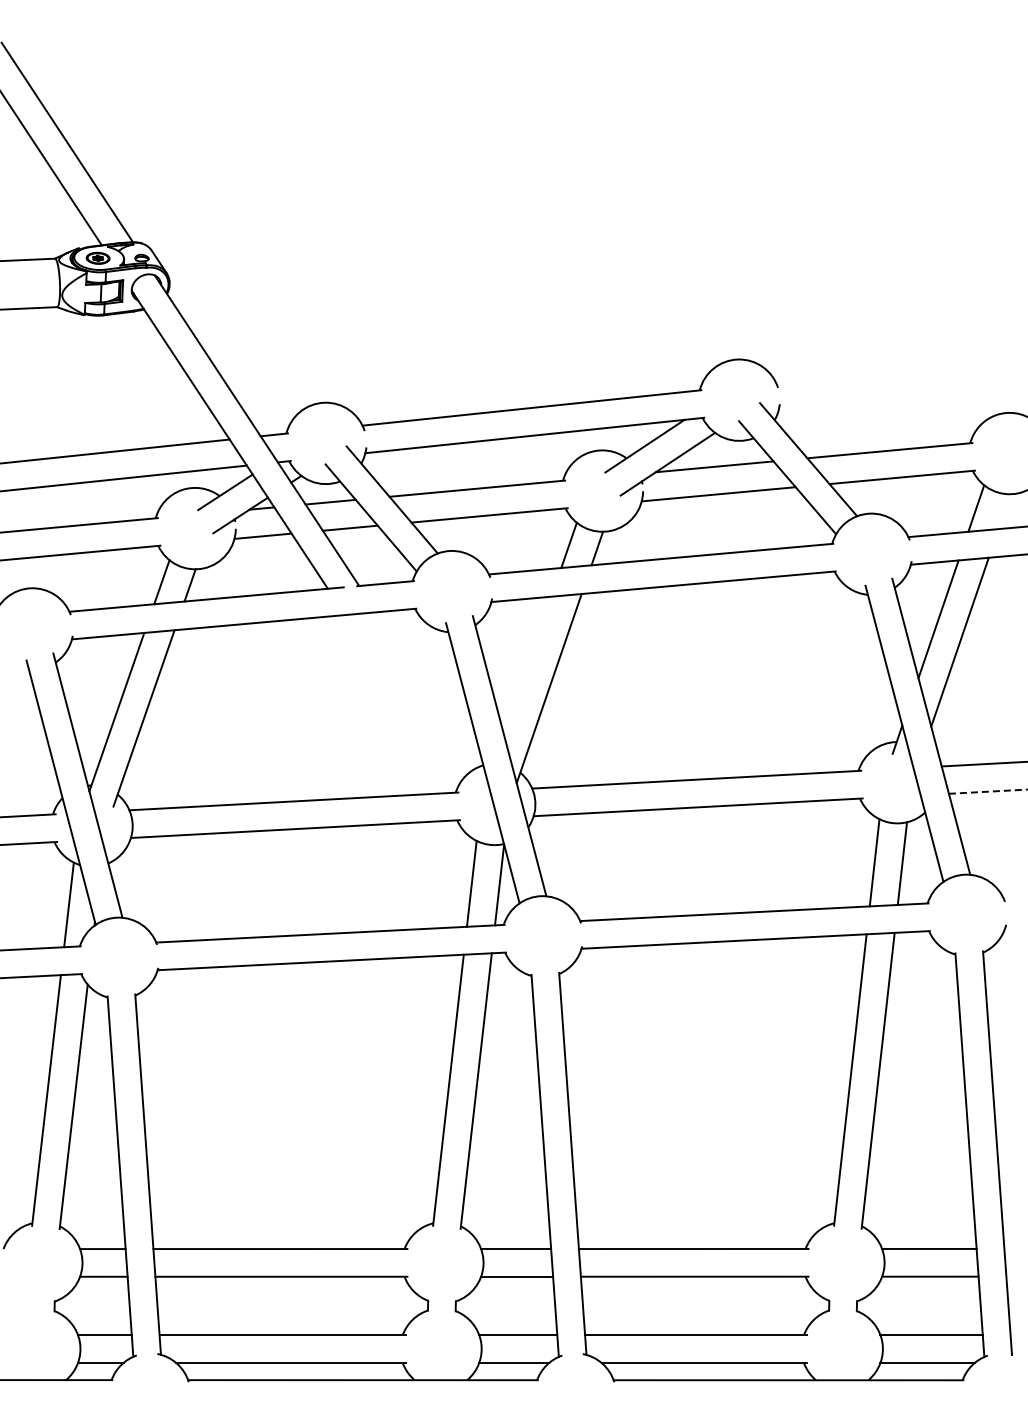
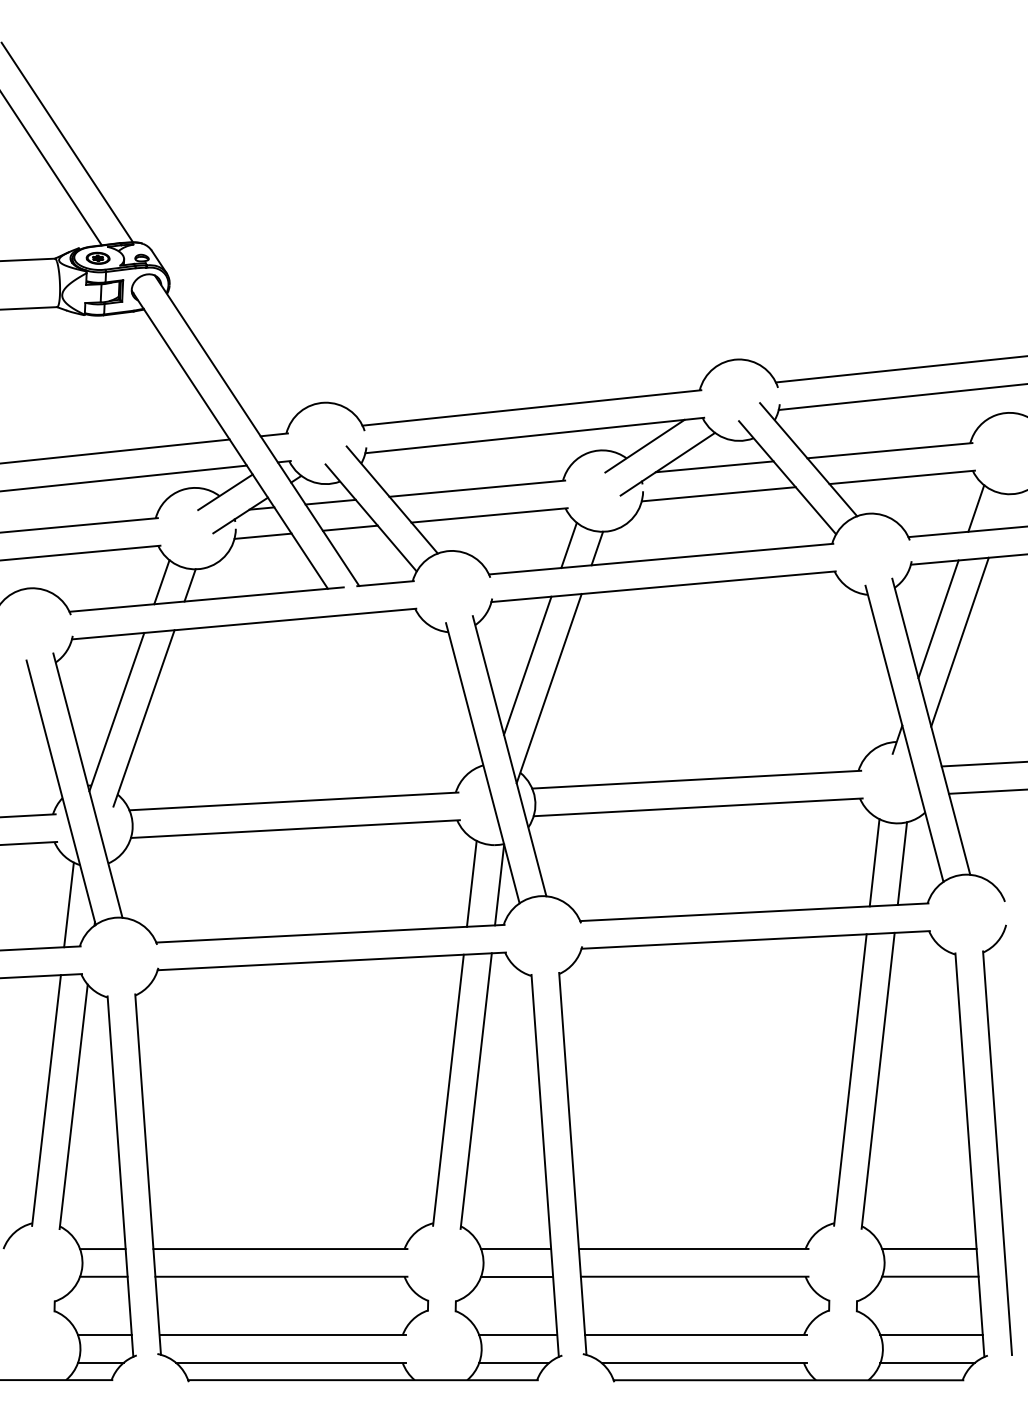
line: none -> present (899, 369)
line: none -> present (901, 397)
line: none -> present (527, 665)
line: dashed -> solid (988, 791)
